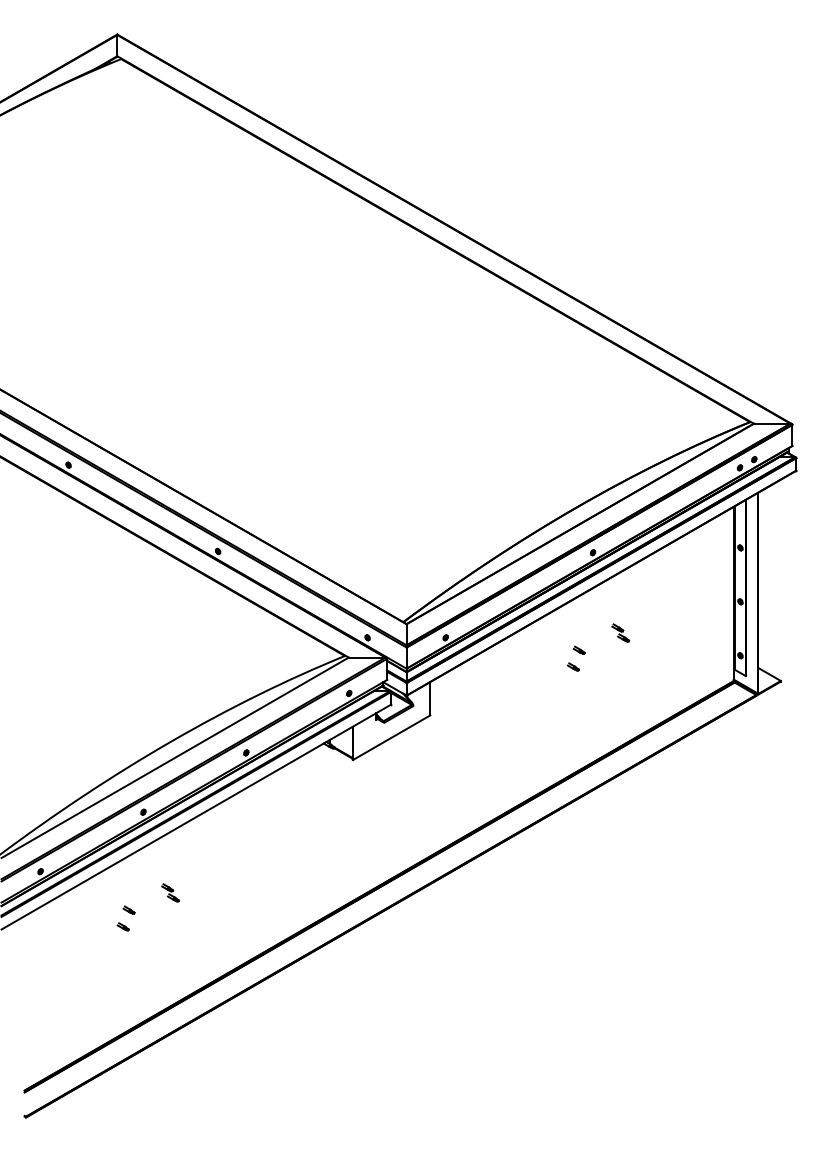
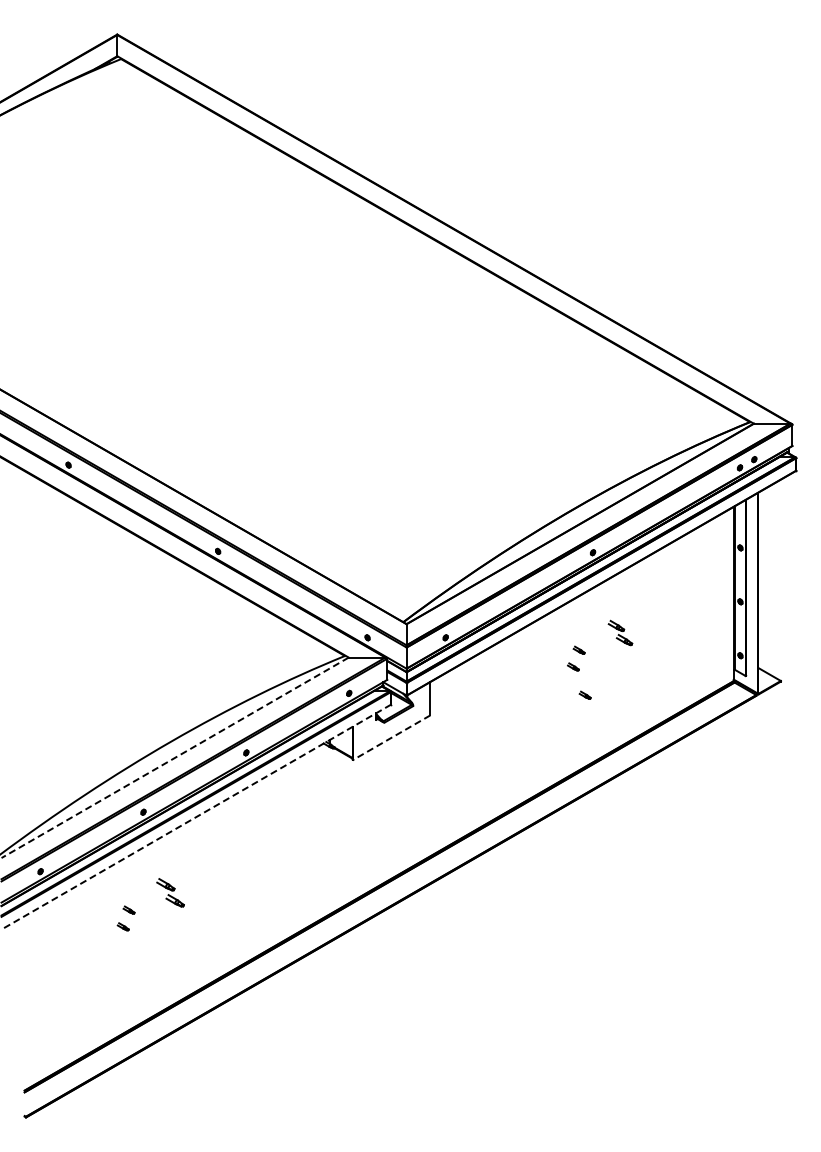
part size: 20x20 px -> 27x28 px (620, 632)
part: none -> present (584, 694)
line: solid -> dashed (391, 737)
line: solid -> dashed (174, 758)
line: solid -> dashed (196, 817)
part size: 19x20 px -> 29x30 px (170, 892)
